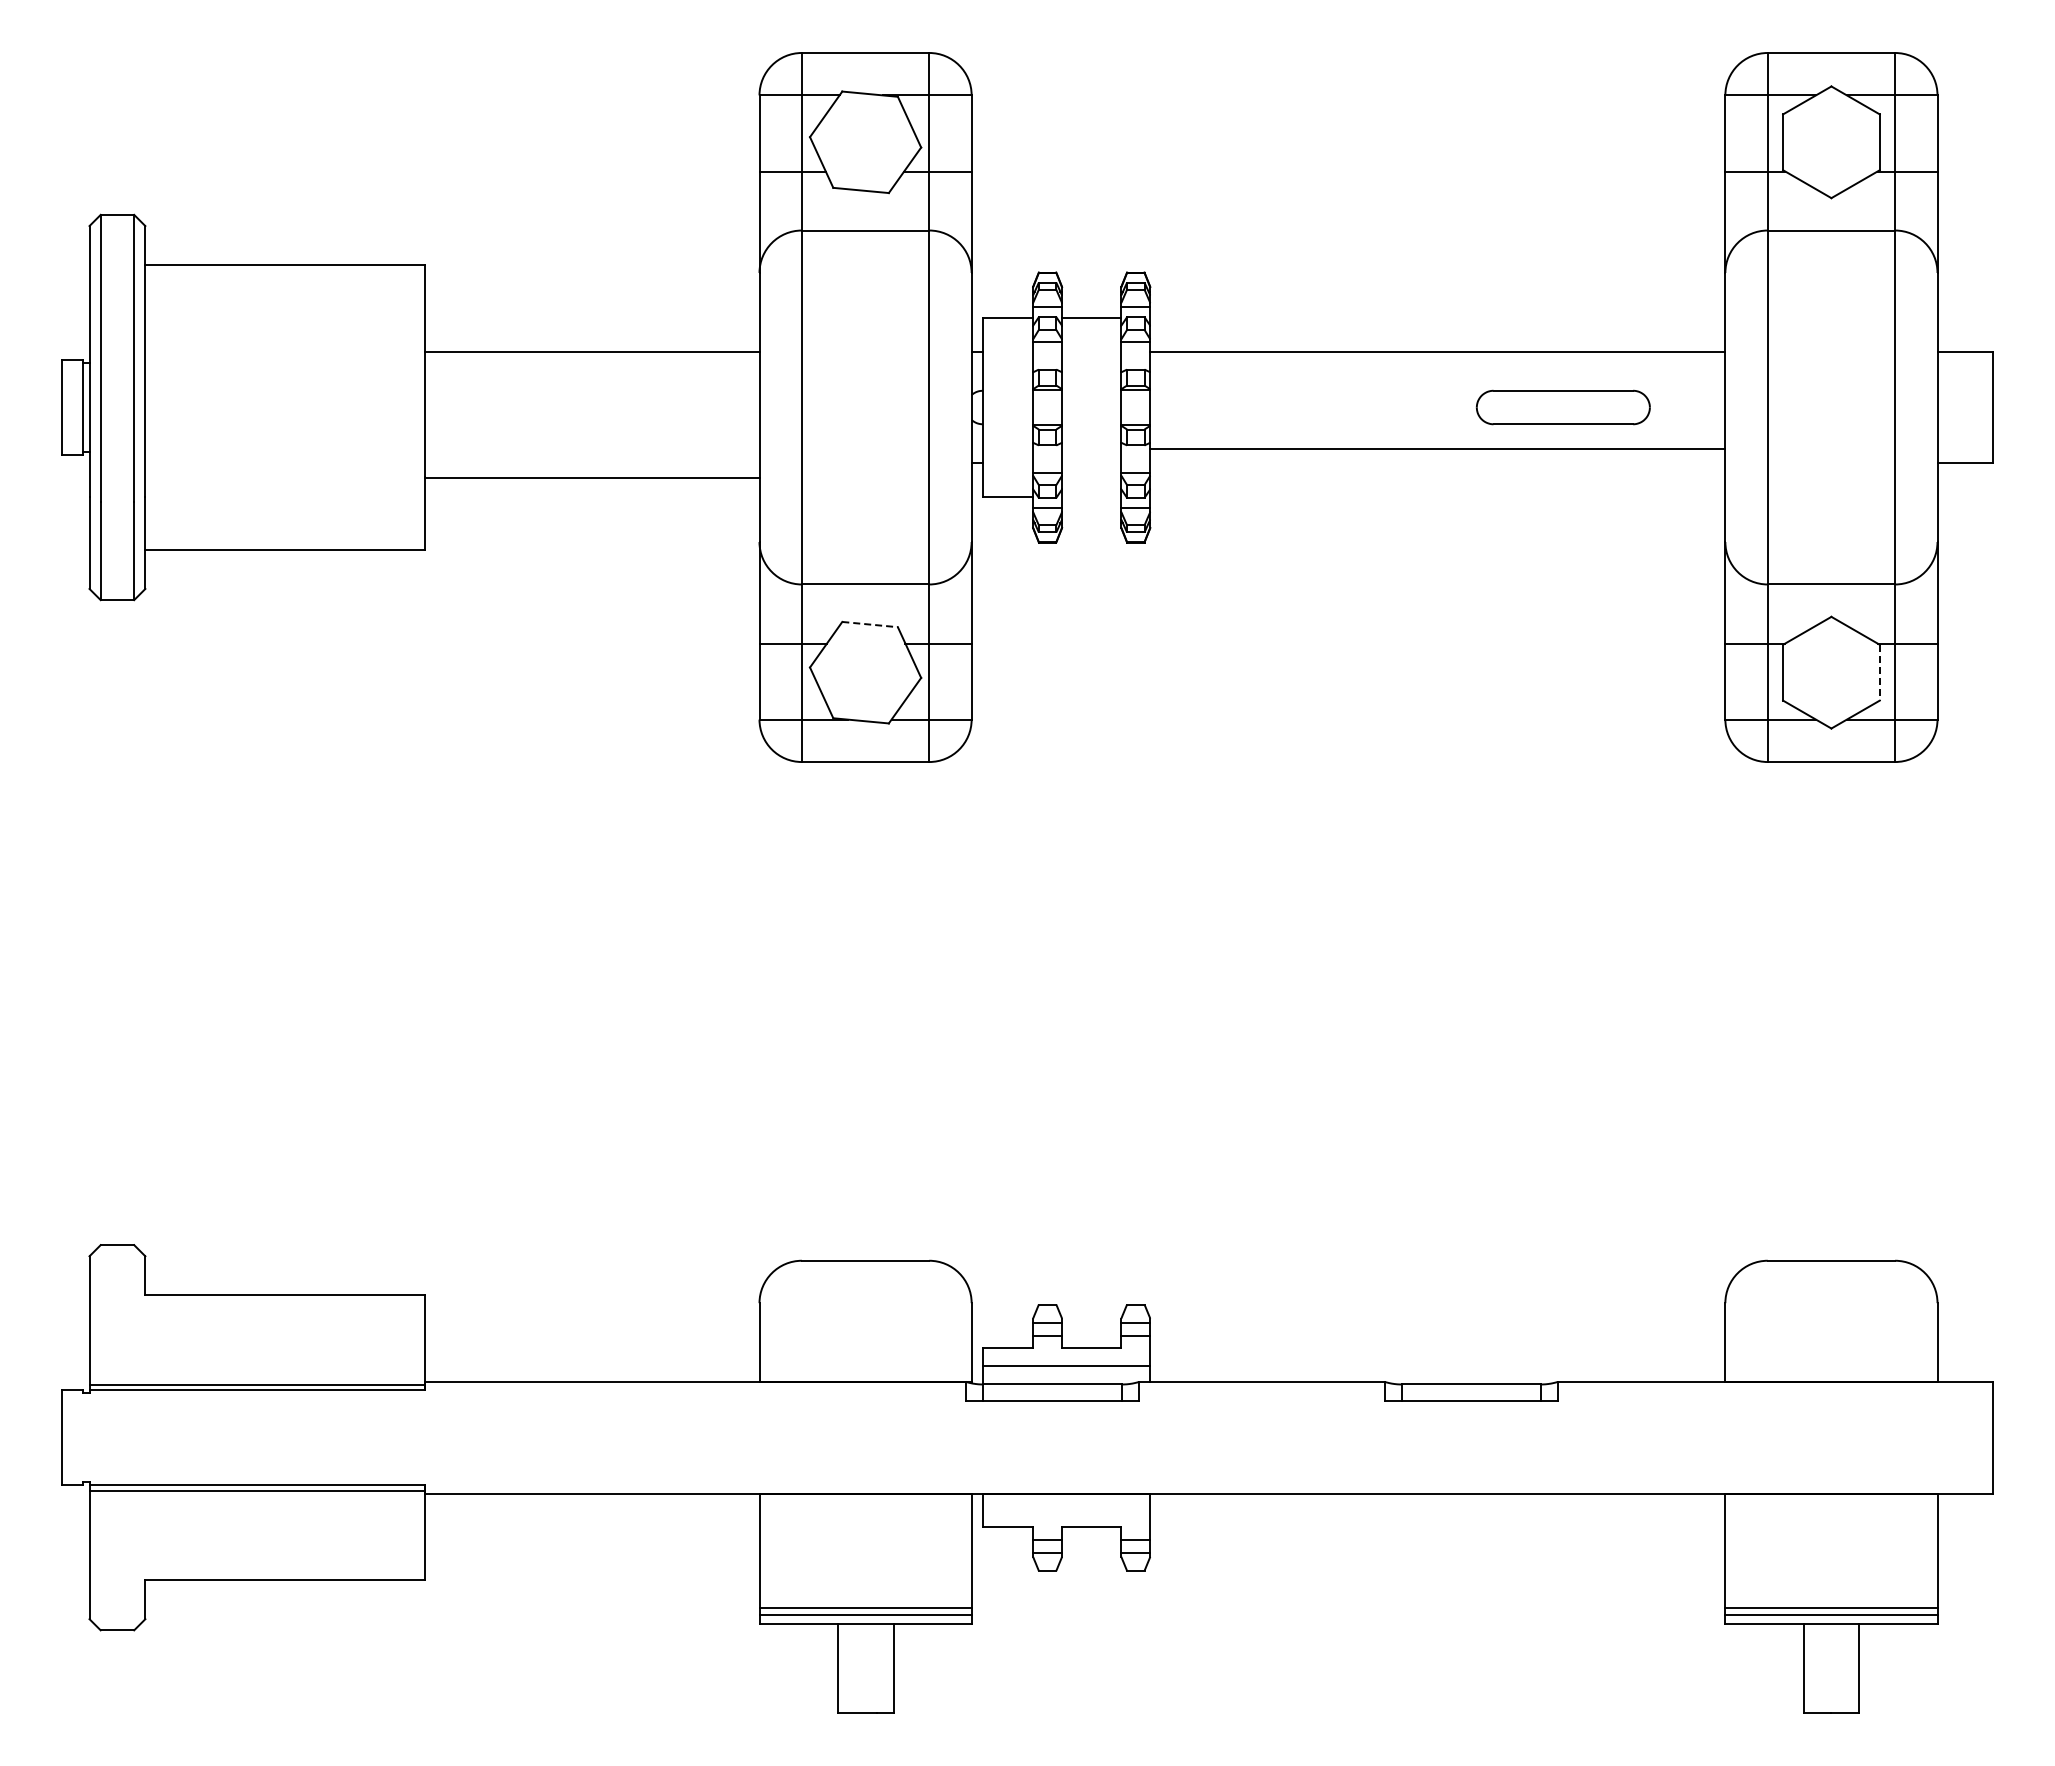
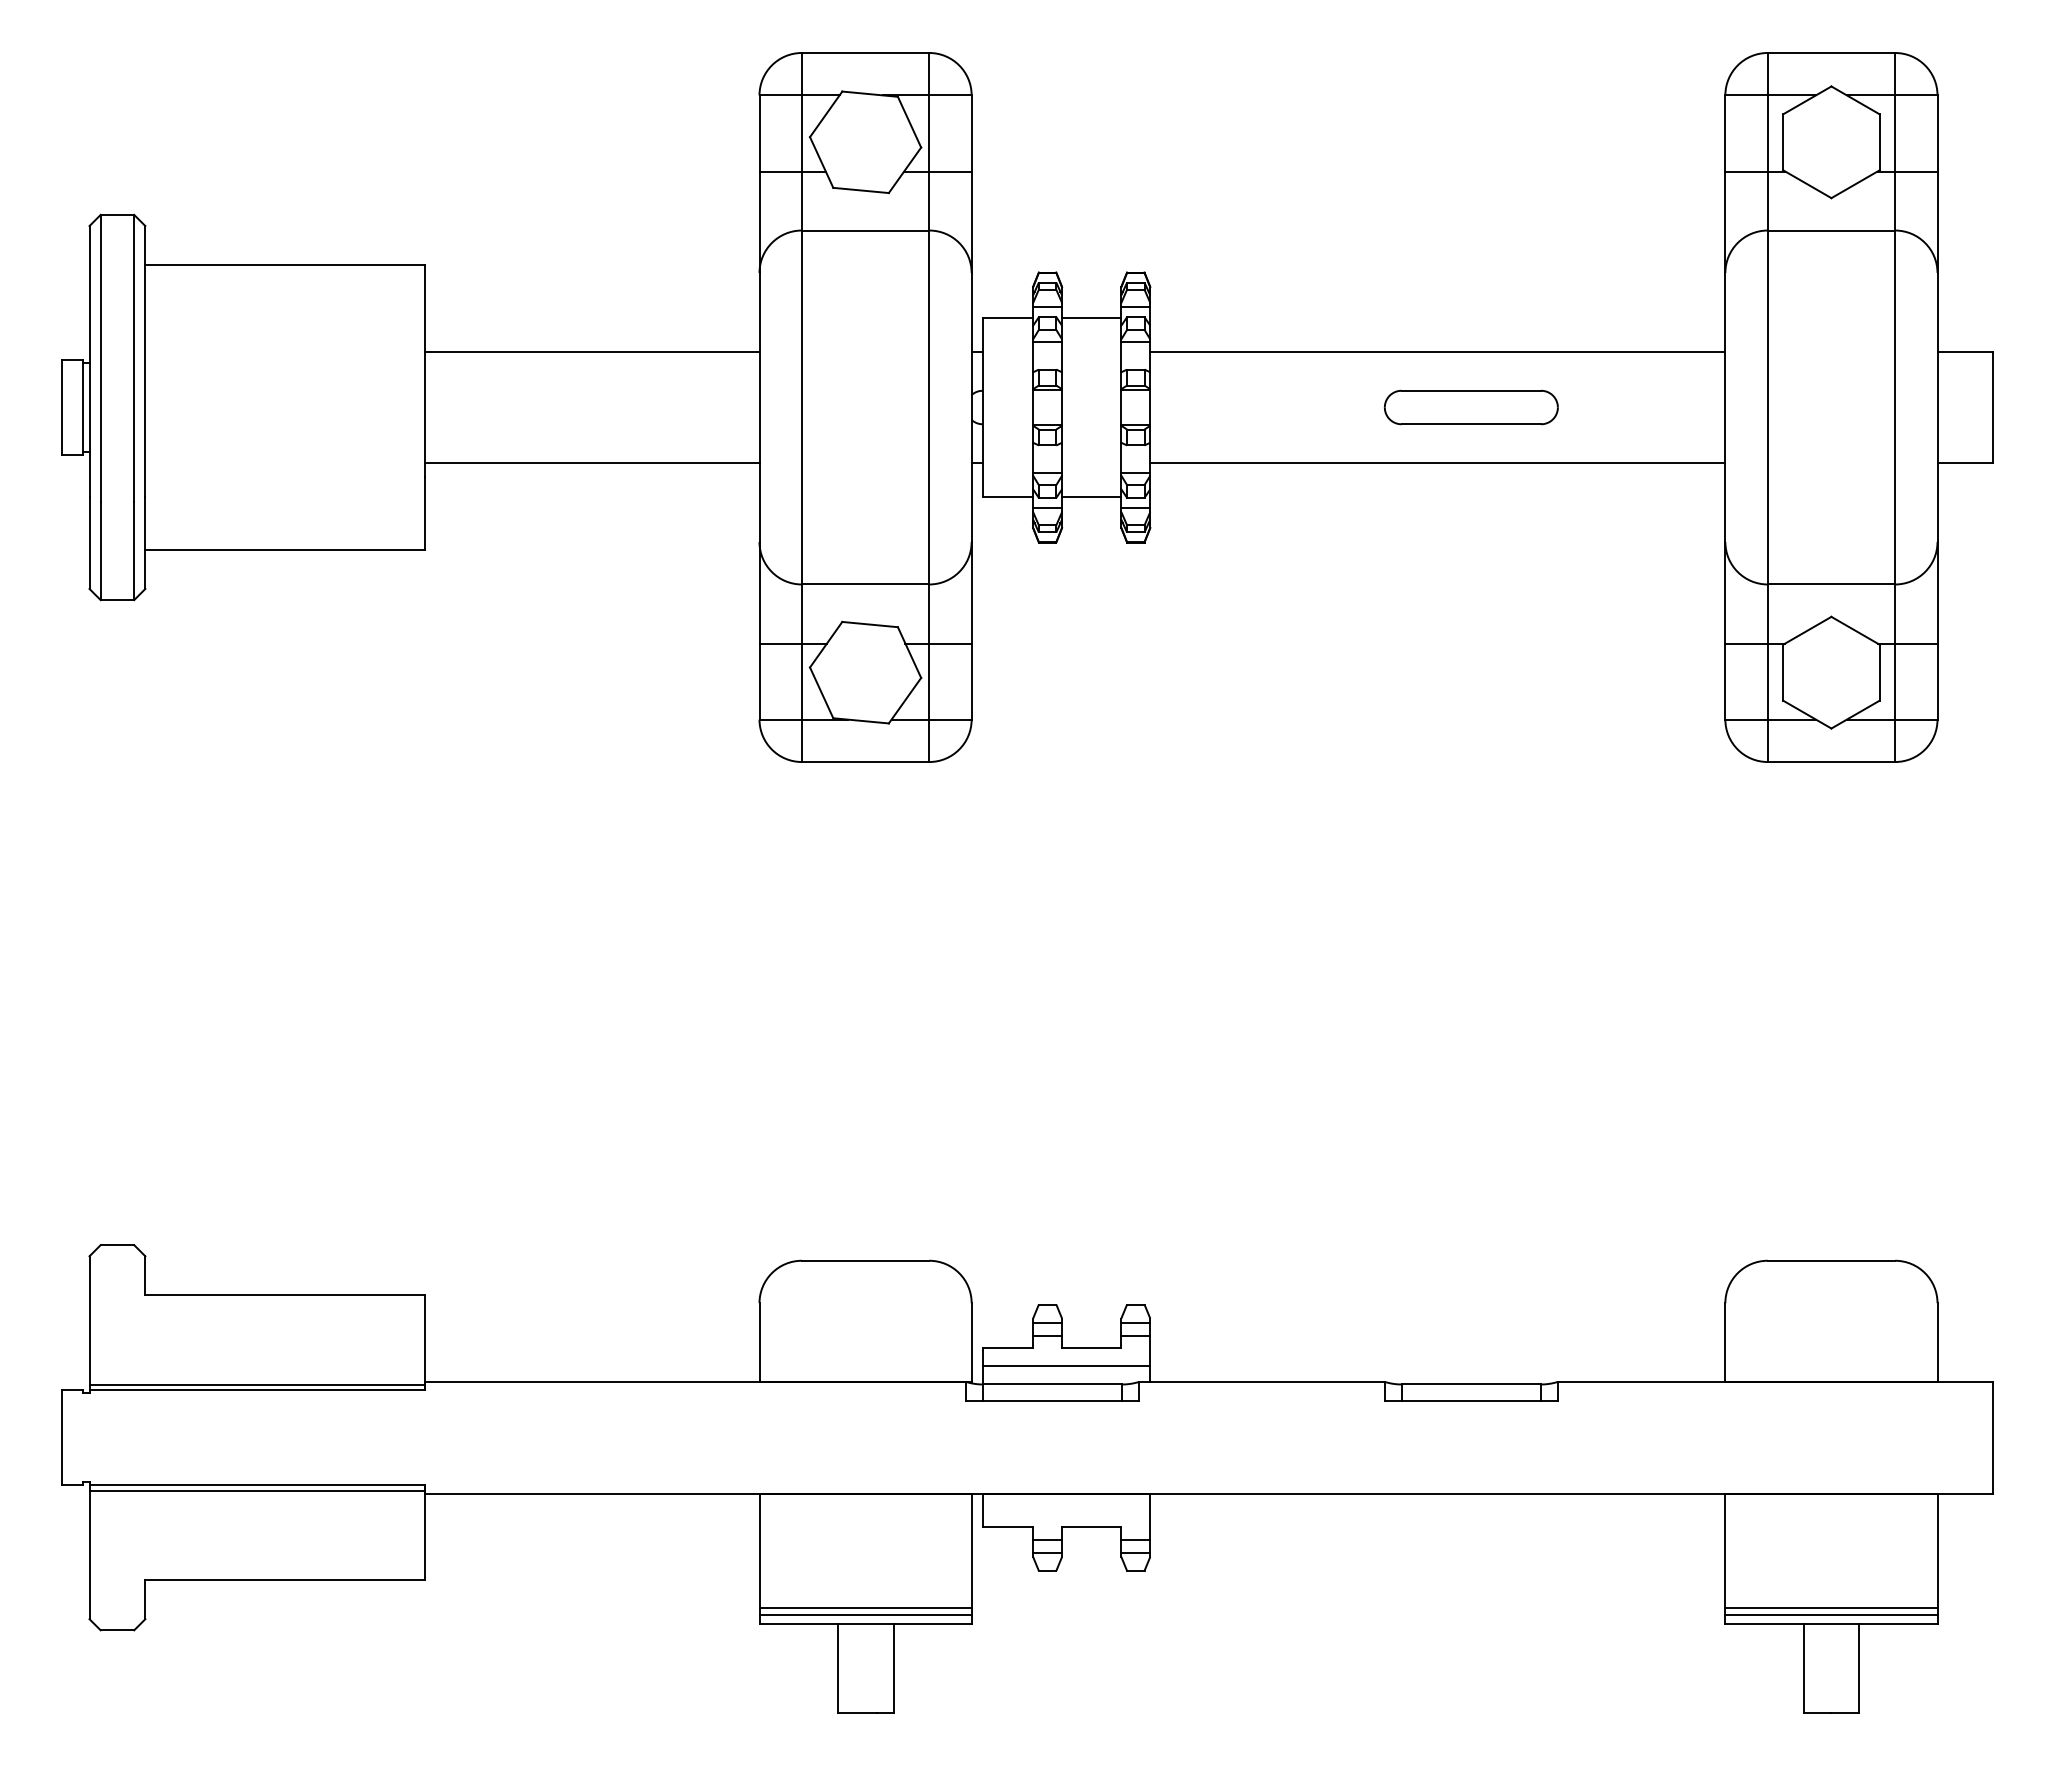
part position: (1562, 407) -> (1470, 407) (1470, 407)
line position: (1437, 449) -> (1437, 463) (1437, 463)
line position: (591, 478) -> (591, 463) (591, 463)
line: none -> present (1091, 496)
line: dashed -> solid (870, 624)
line: dashed -> solid (1879, 672)
